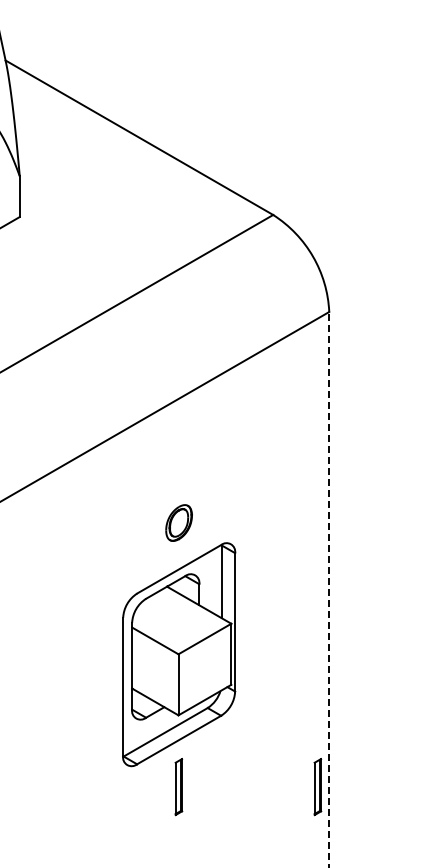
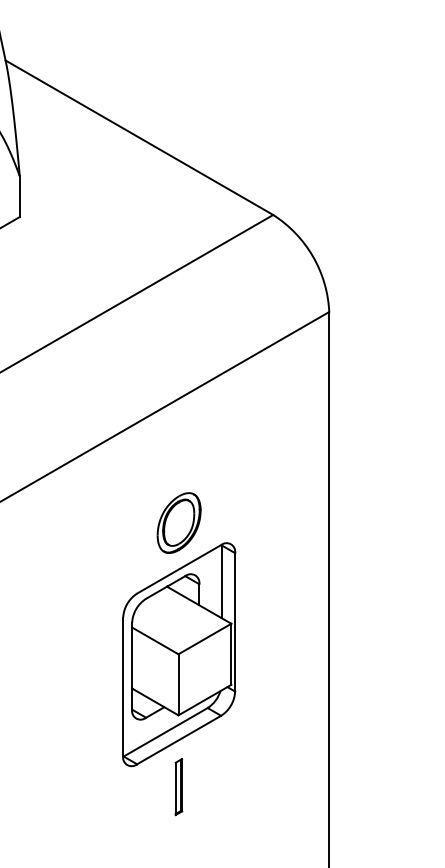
part size: 28x38 px -> 46x62 px (178, 522)
line: dashed -> solid (329, 589)
part: present -> none (317, 787)
